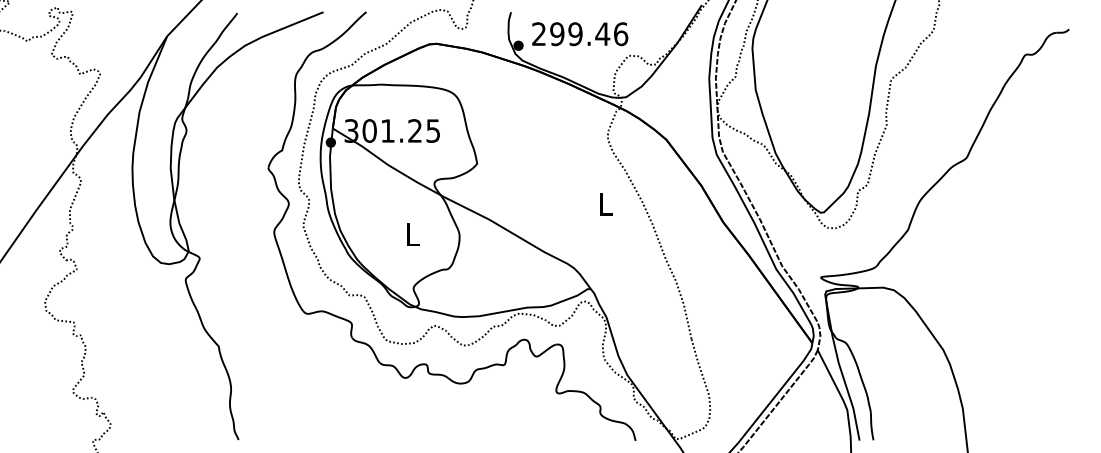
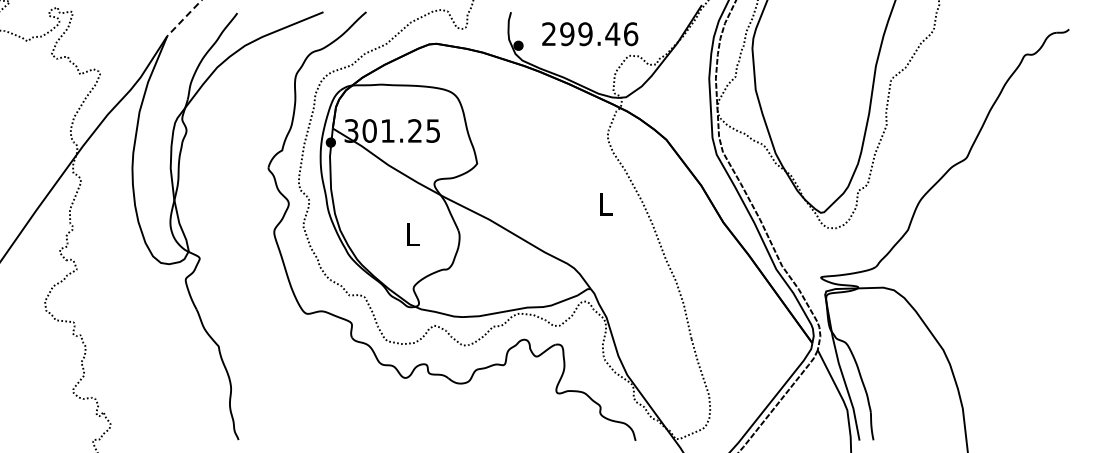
line: solid -> dashed (184, 18)
text position: (580, 34) -> (590, 34) (590, 34)
